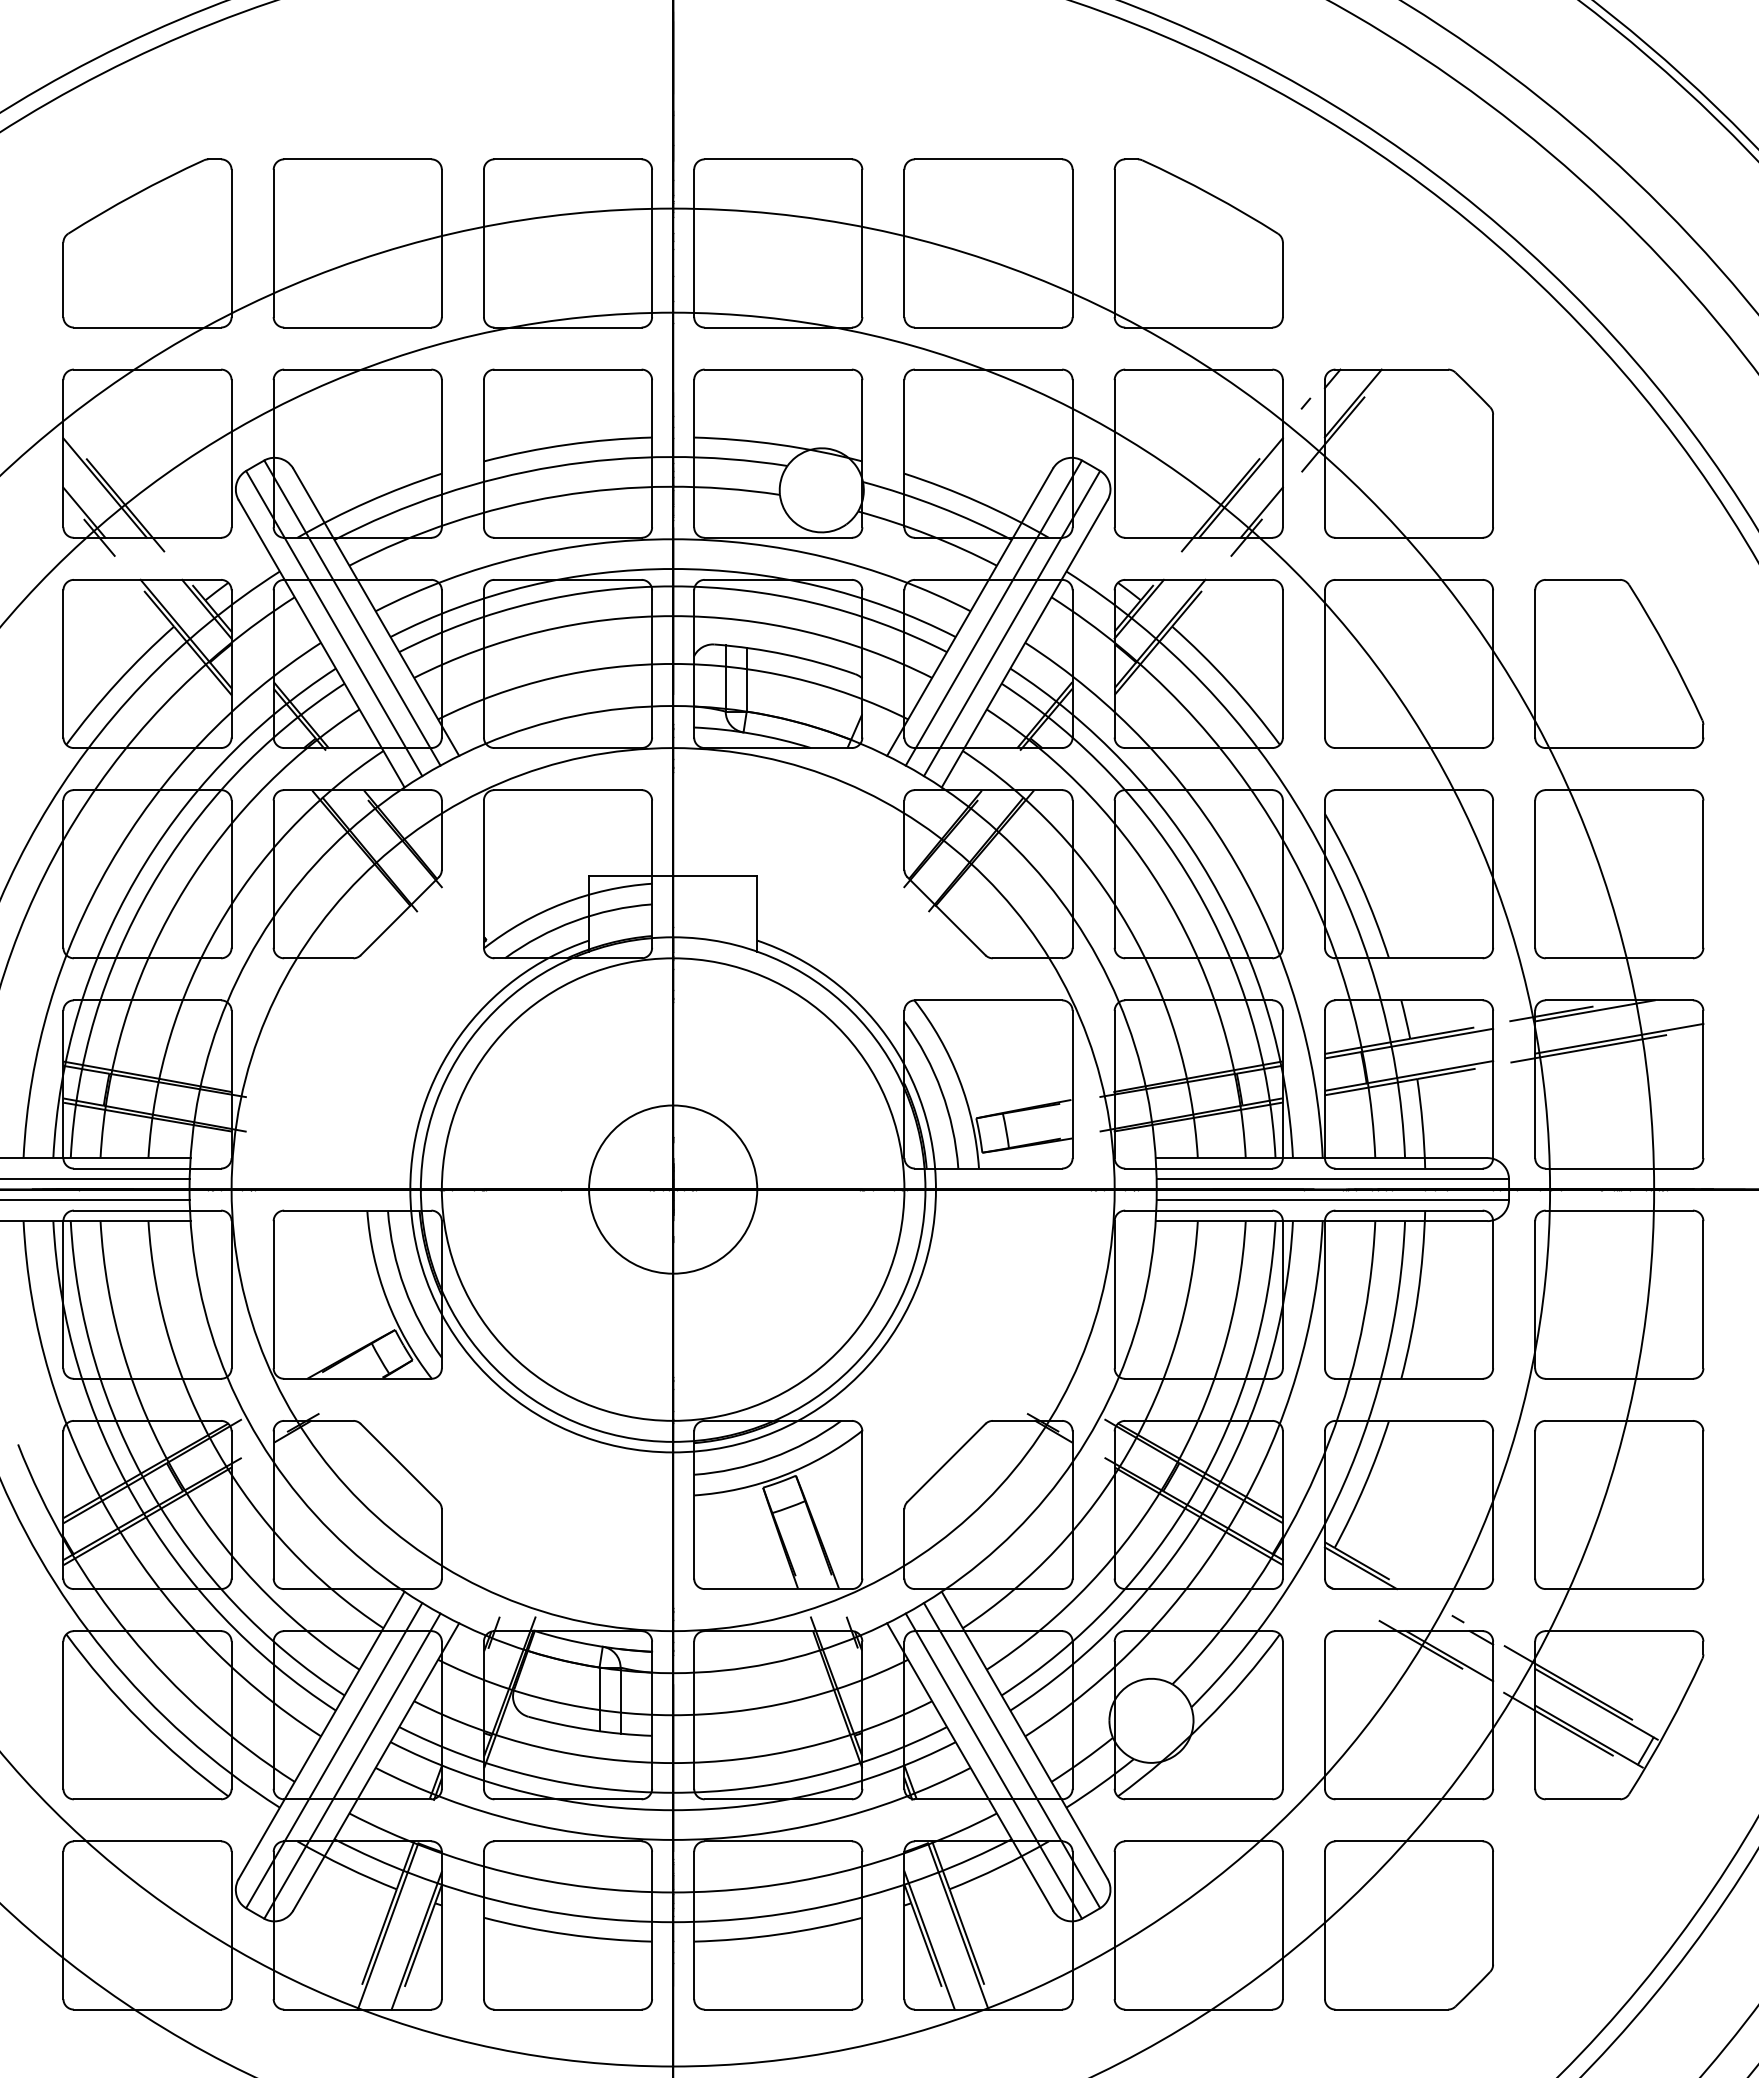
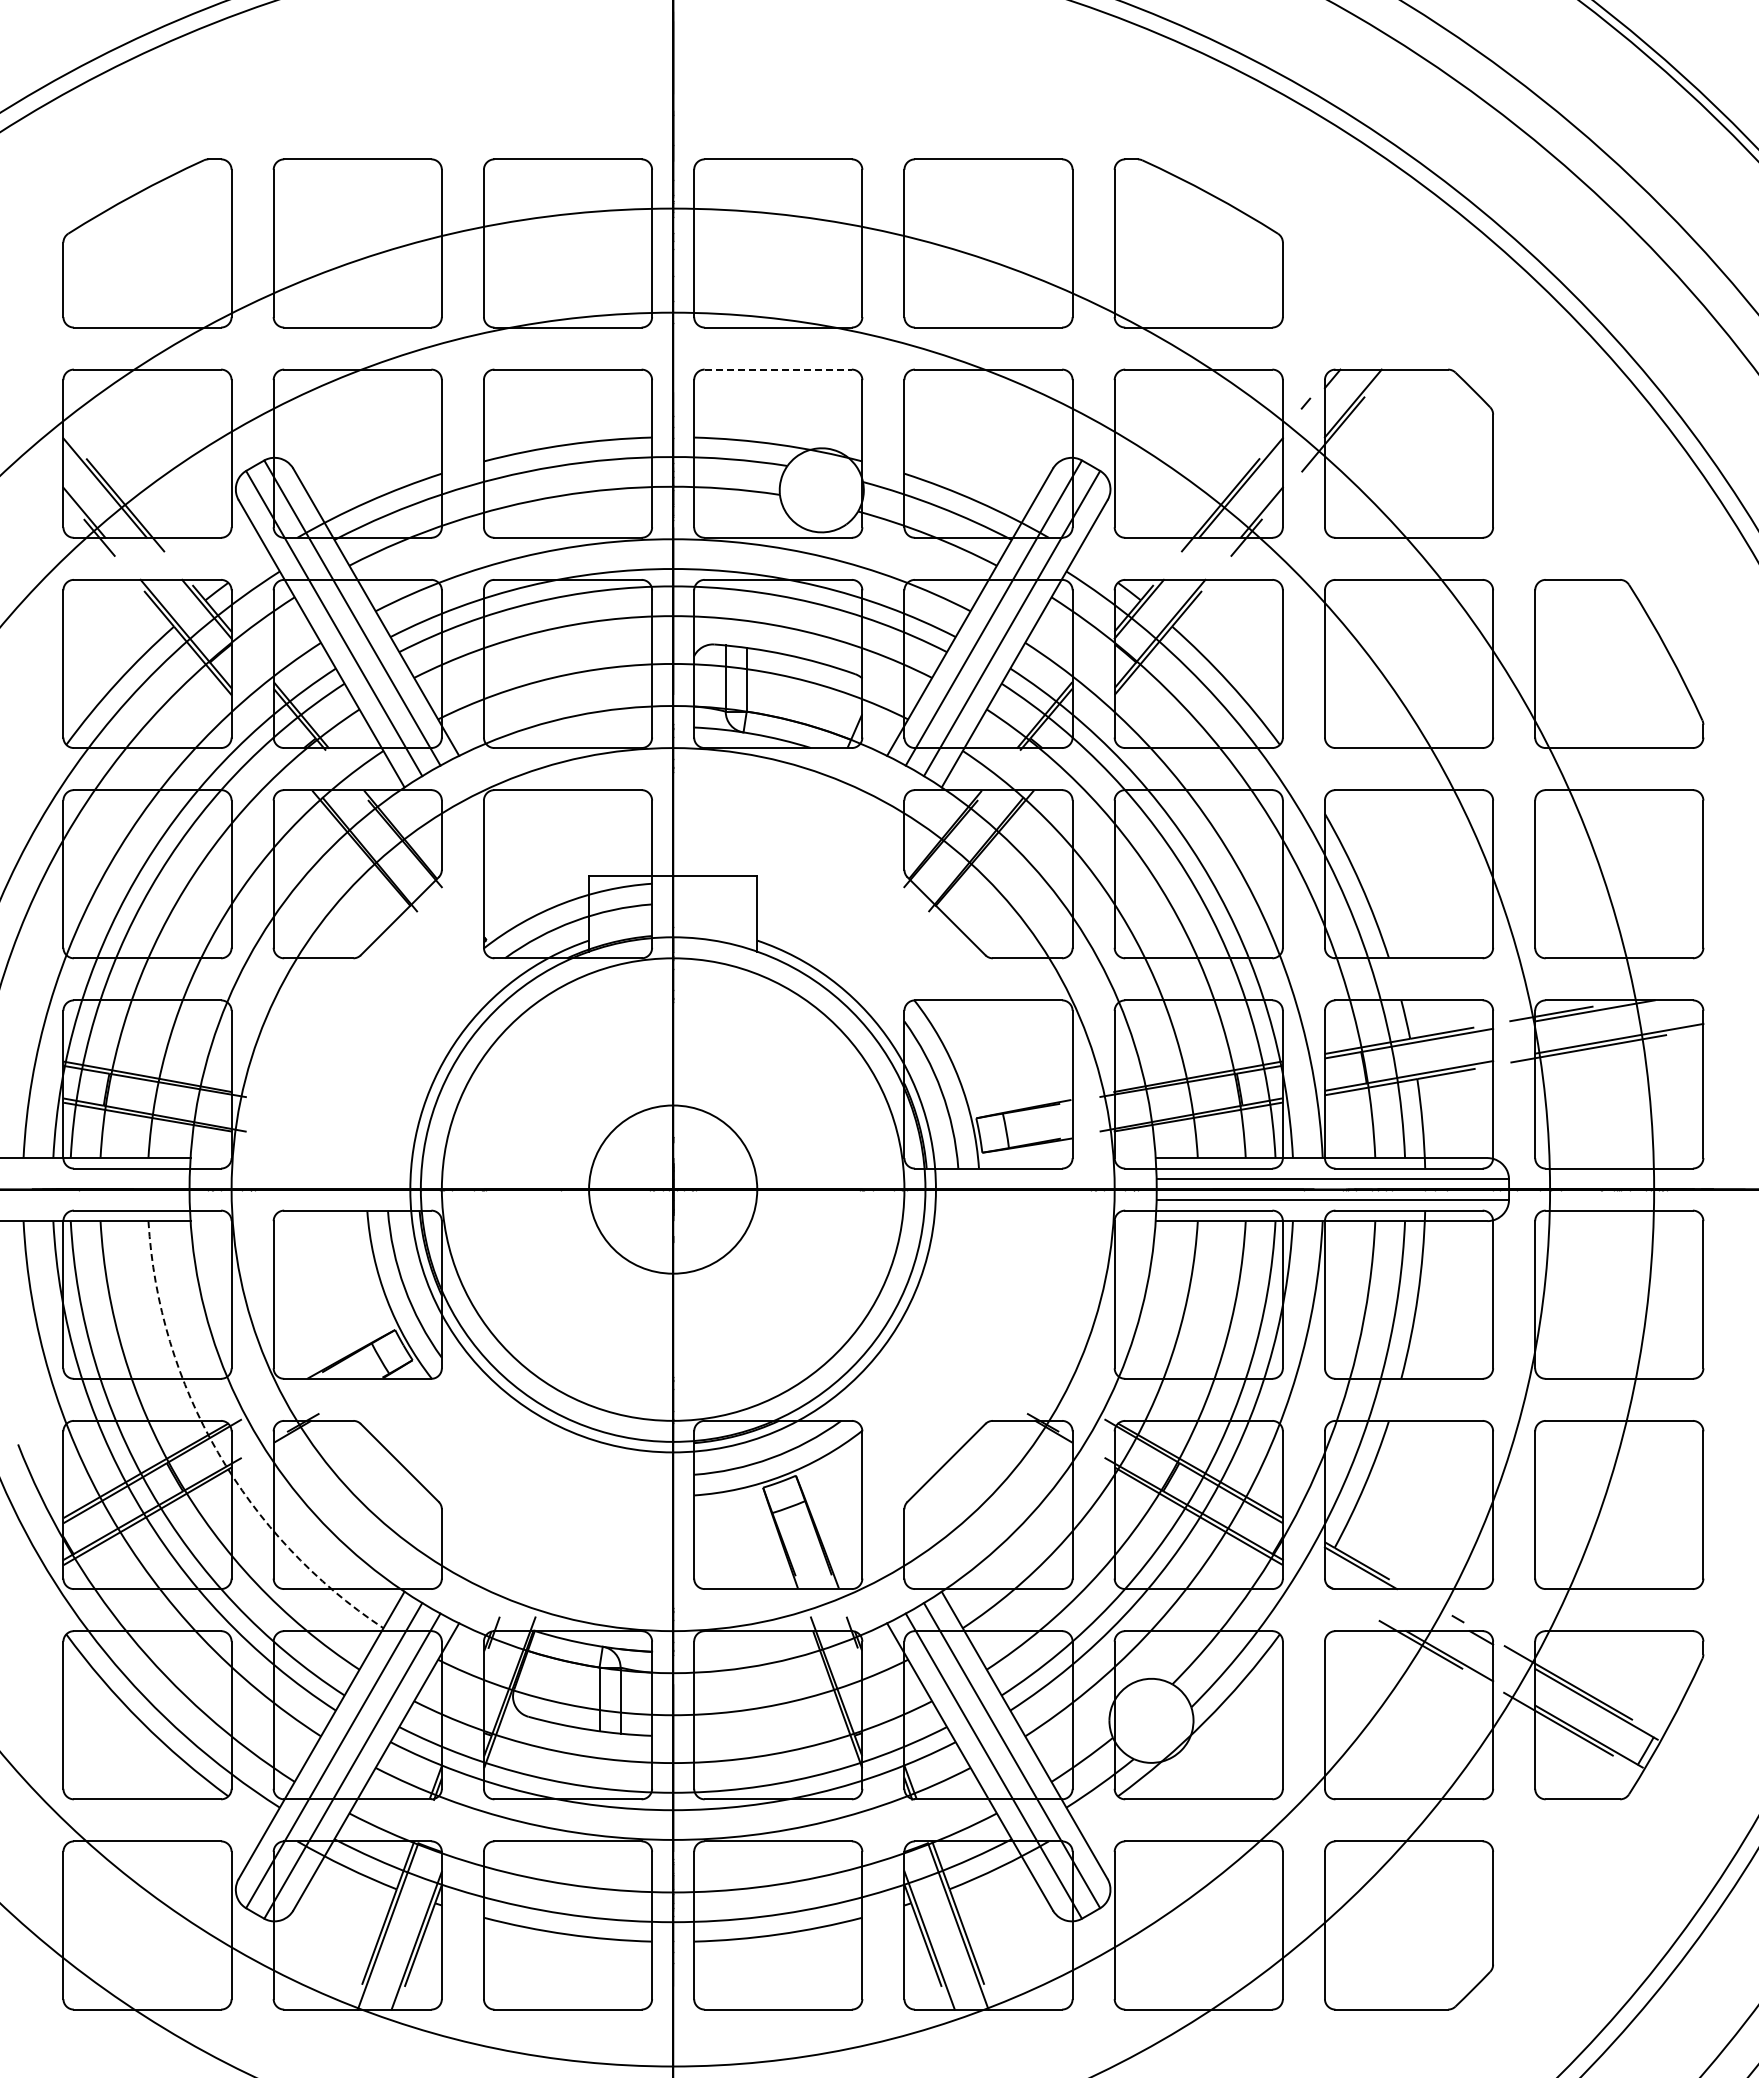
line: solid -> dashed (778, 369)
line: present -> none (95, 1179)
line: present -> none (95, 1200)
arc: solid -> dashed (217, 1452)
